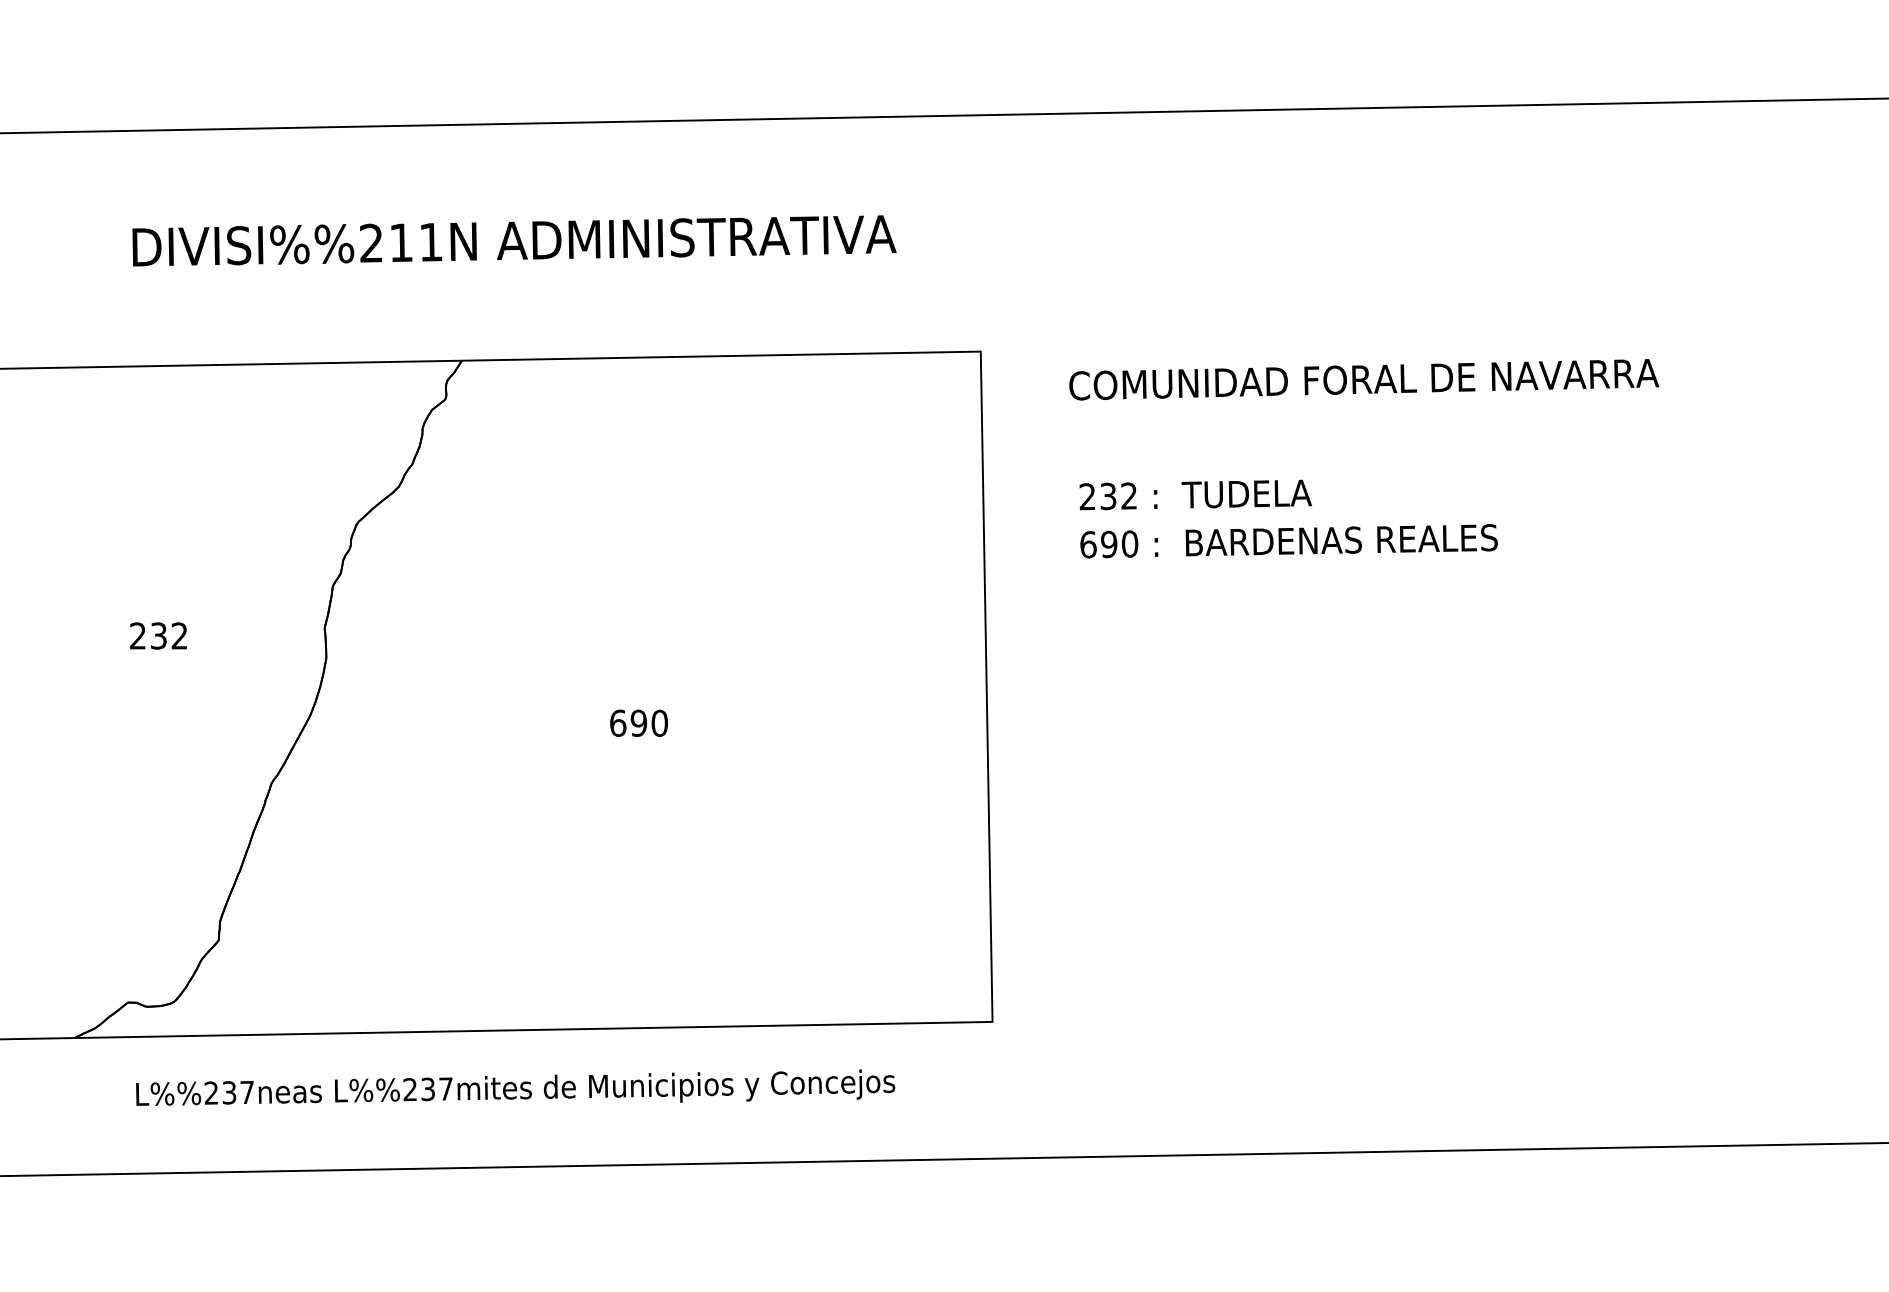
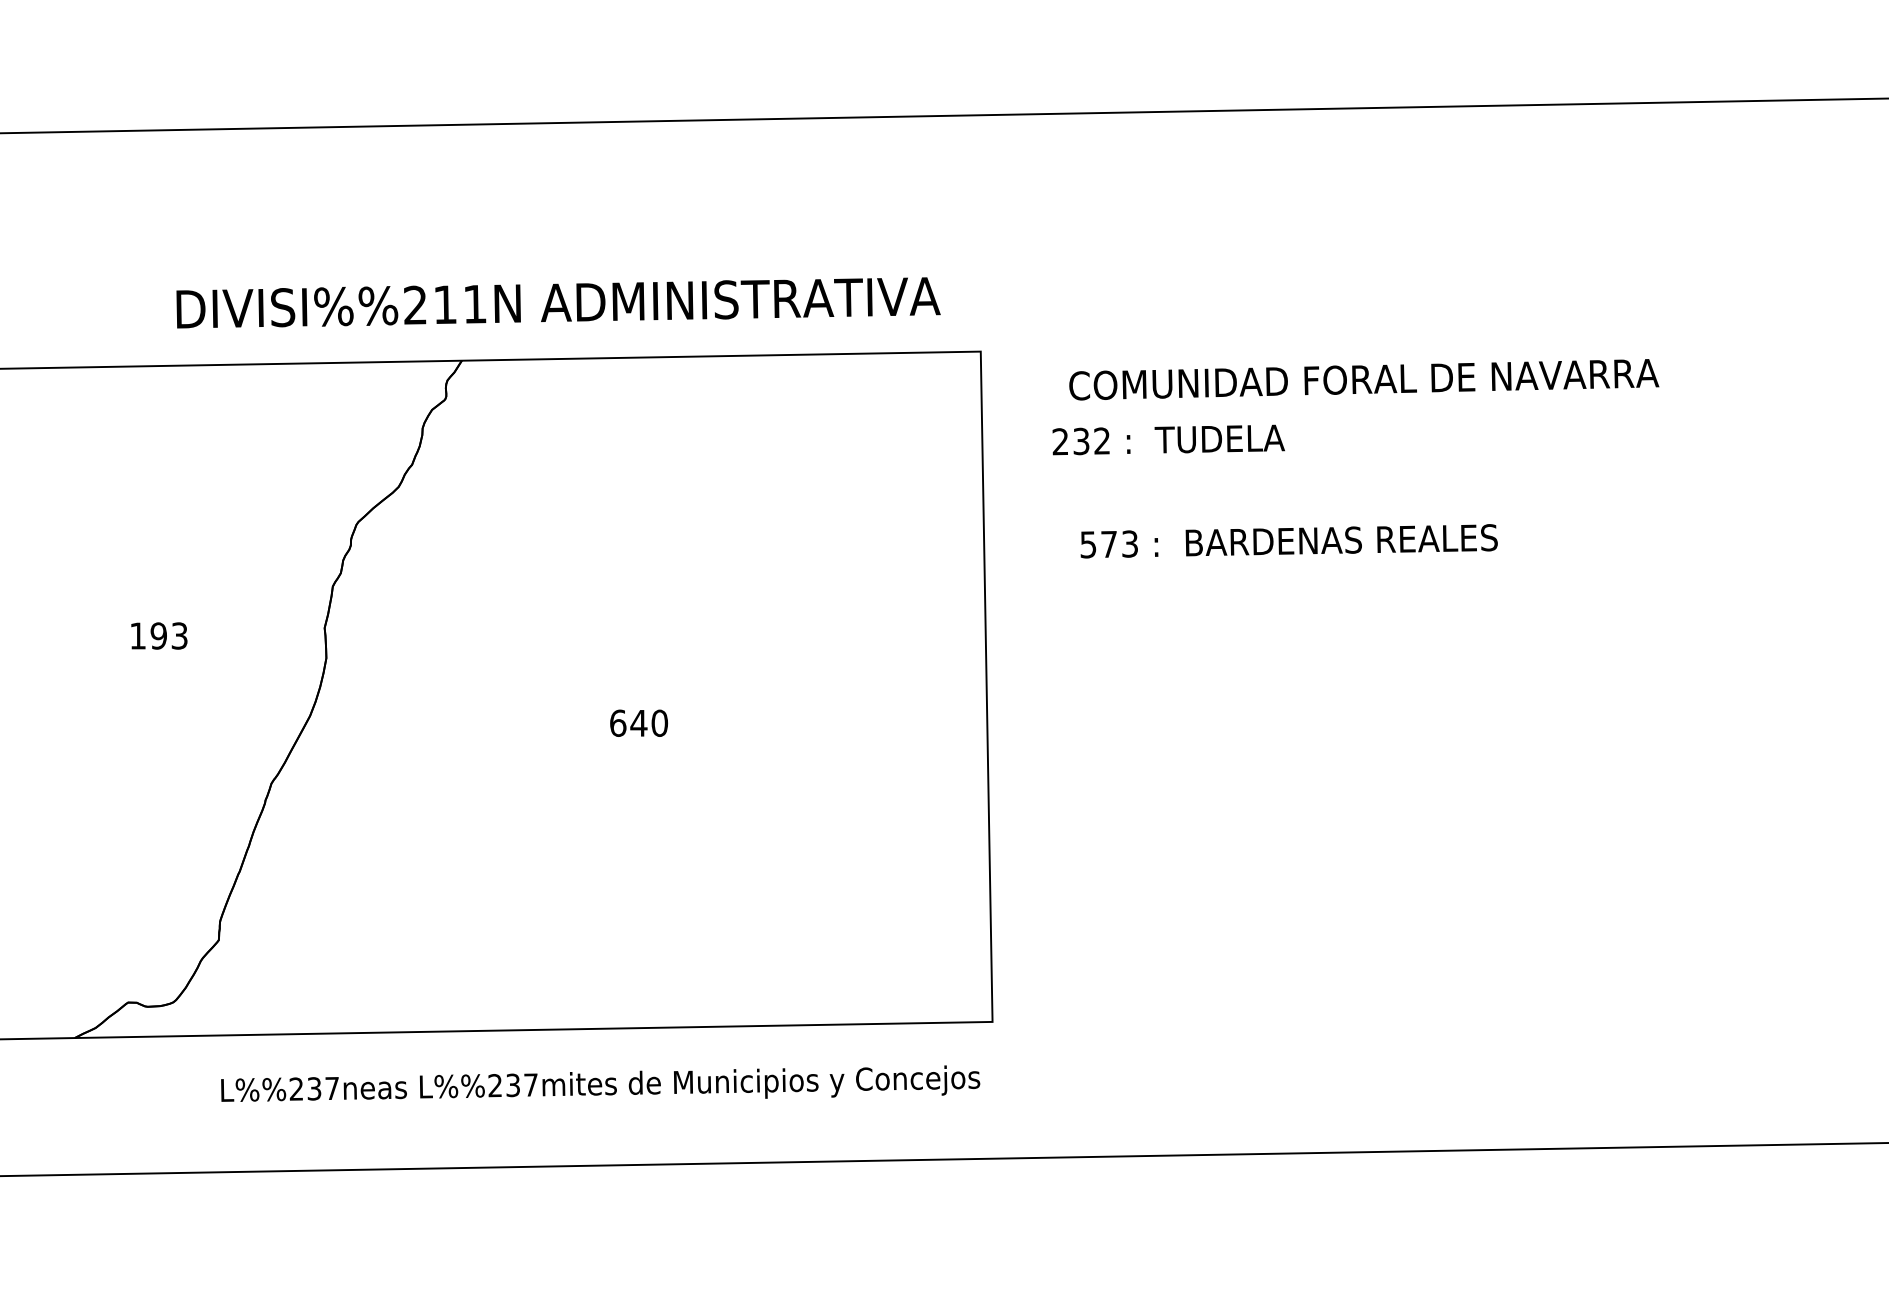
text position: (514, 240) -> (558, 302) (558, 302)
text position: (1195, 494) -> (1168, 439) (1168, 439)
text: 690 -> 573 (1109, 544)
text: 232 -> 193 (158, 635)
text: 690 -> 640 (638, 722)
text position: (515, 1087) -> (600, 1083) (600, 1083)
